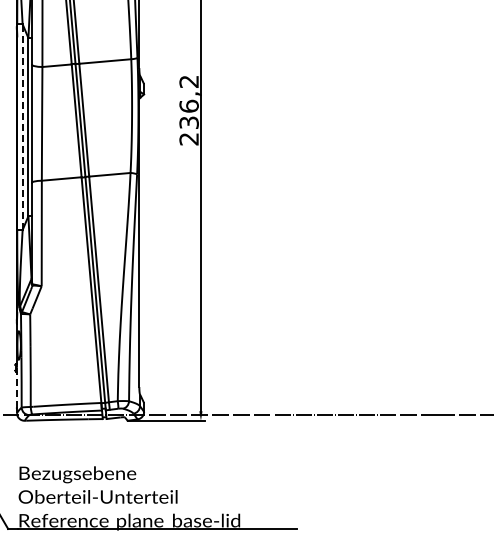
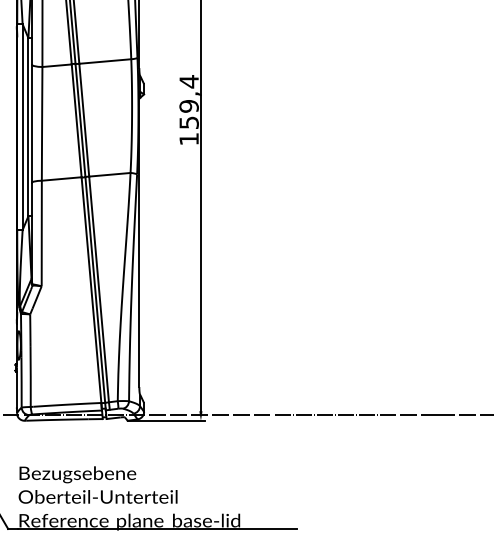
text: 236,2 -> 159,4 (188, 110)
line: dashed -> solid (22, 127)
line: dashed -> solid (16, 389)
